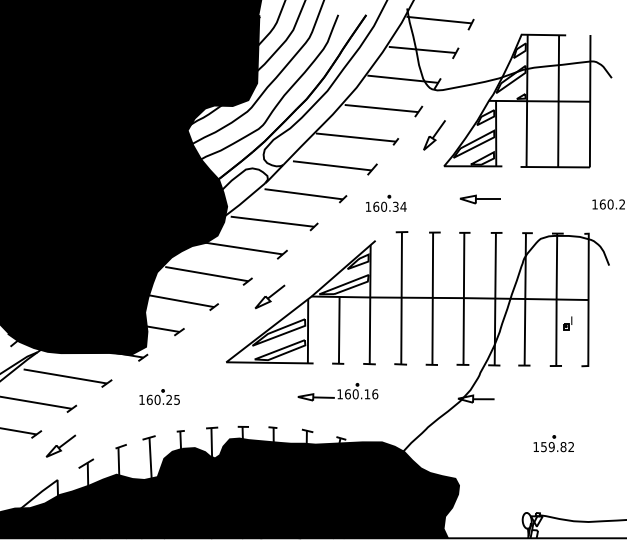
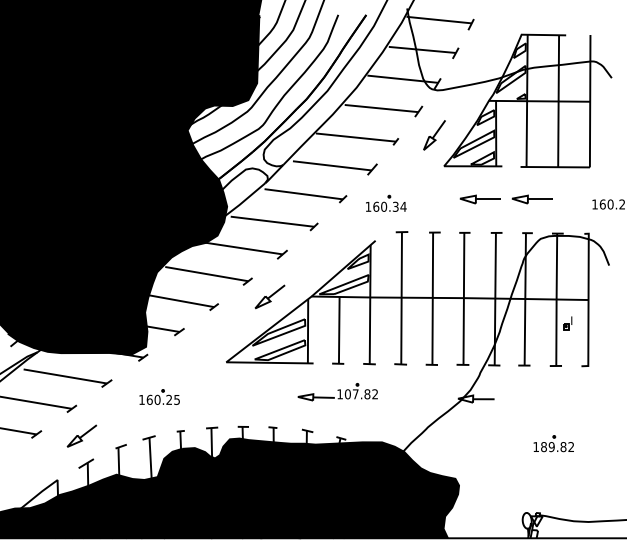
part: none -> present (531, 199)
text: 160.16 -> 107.82 (361, 394)
part position: (60, 445) -> (81, 435) (81, 435)
text: 159.82 -> 189.82 (543, 447)
